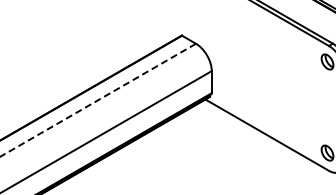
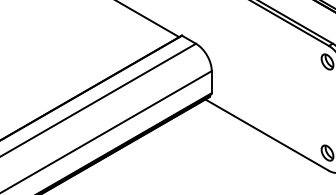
line: none -> present (148, 19)
line: dashed -> solid (98, 100)
